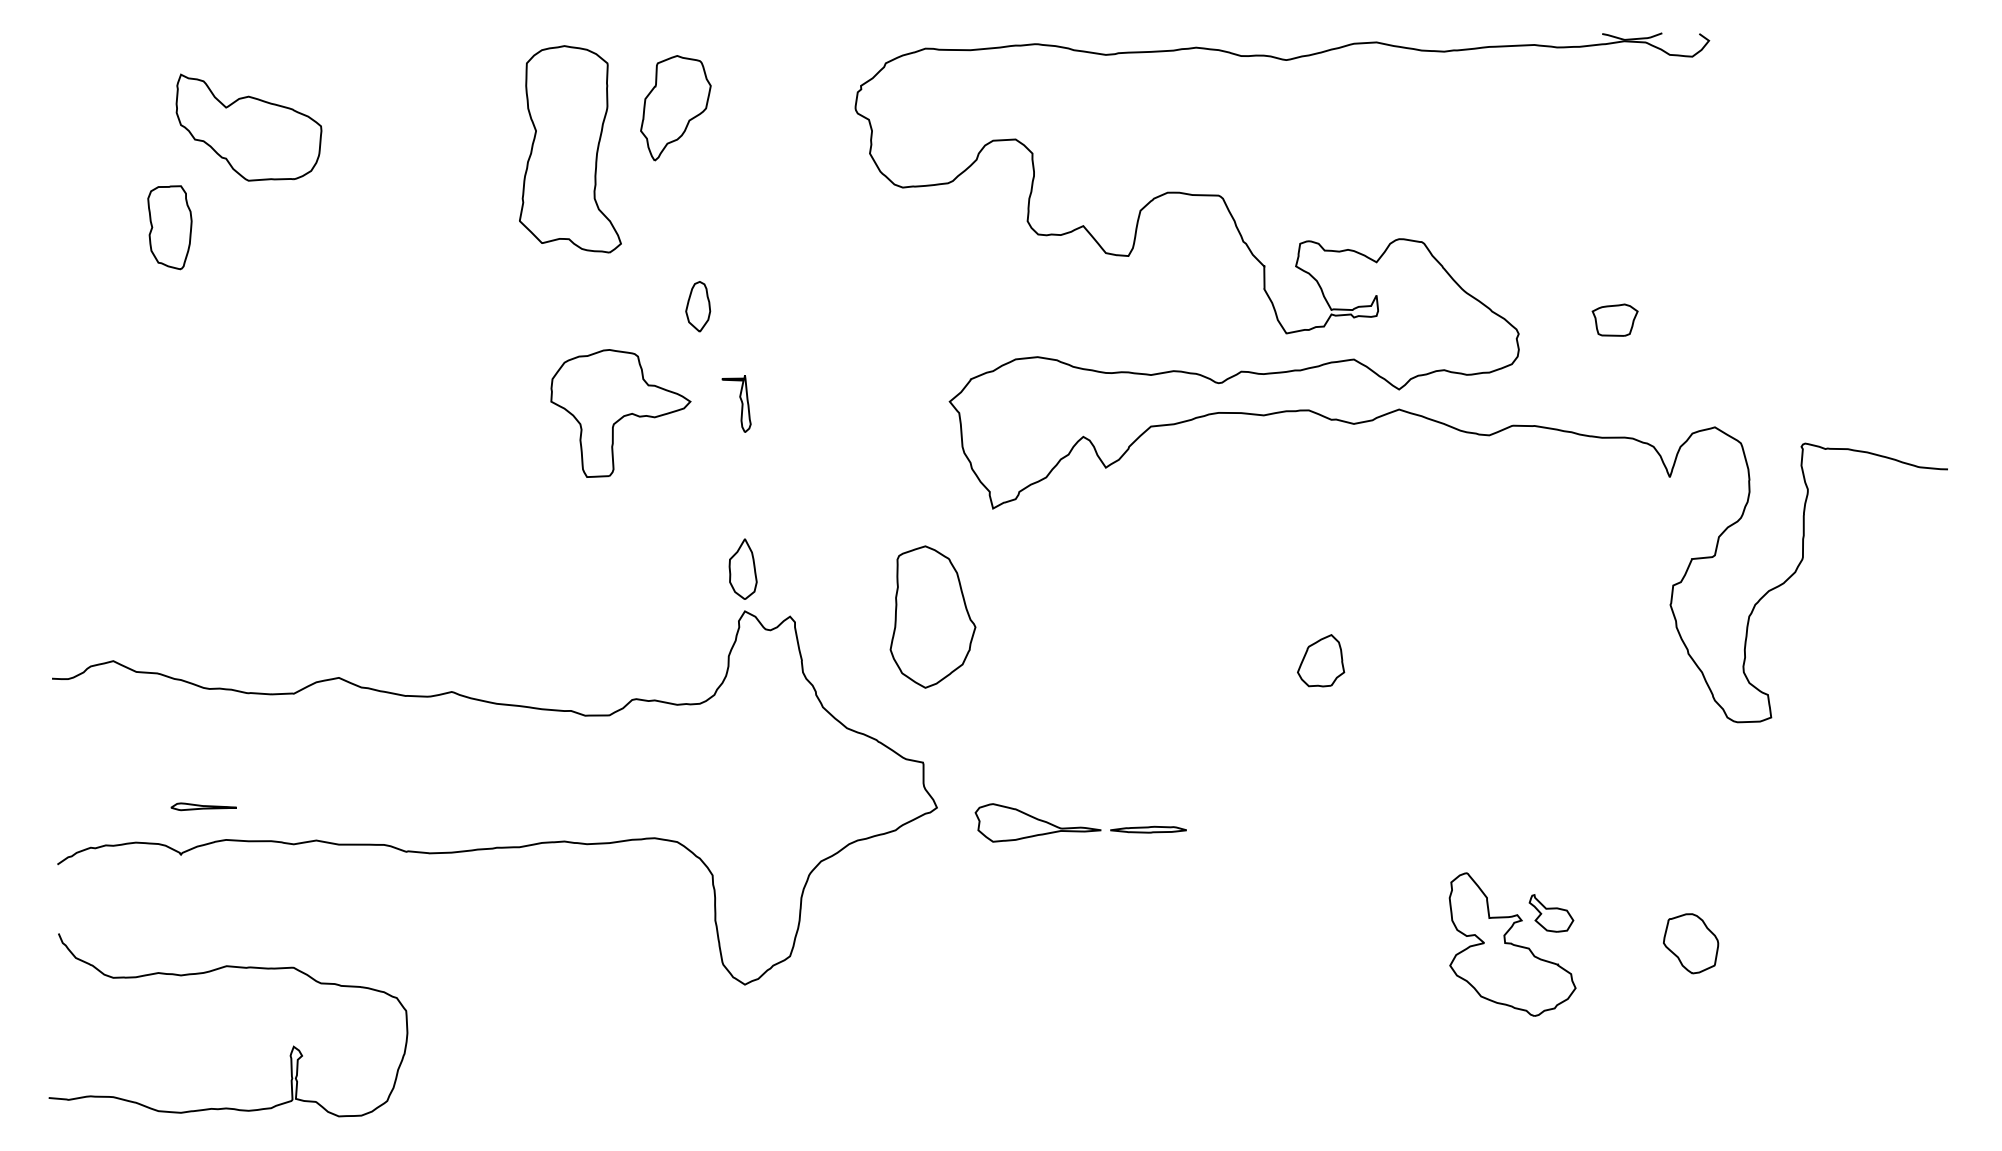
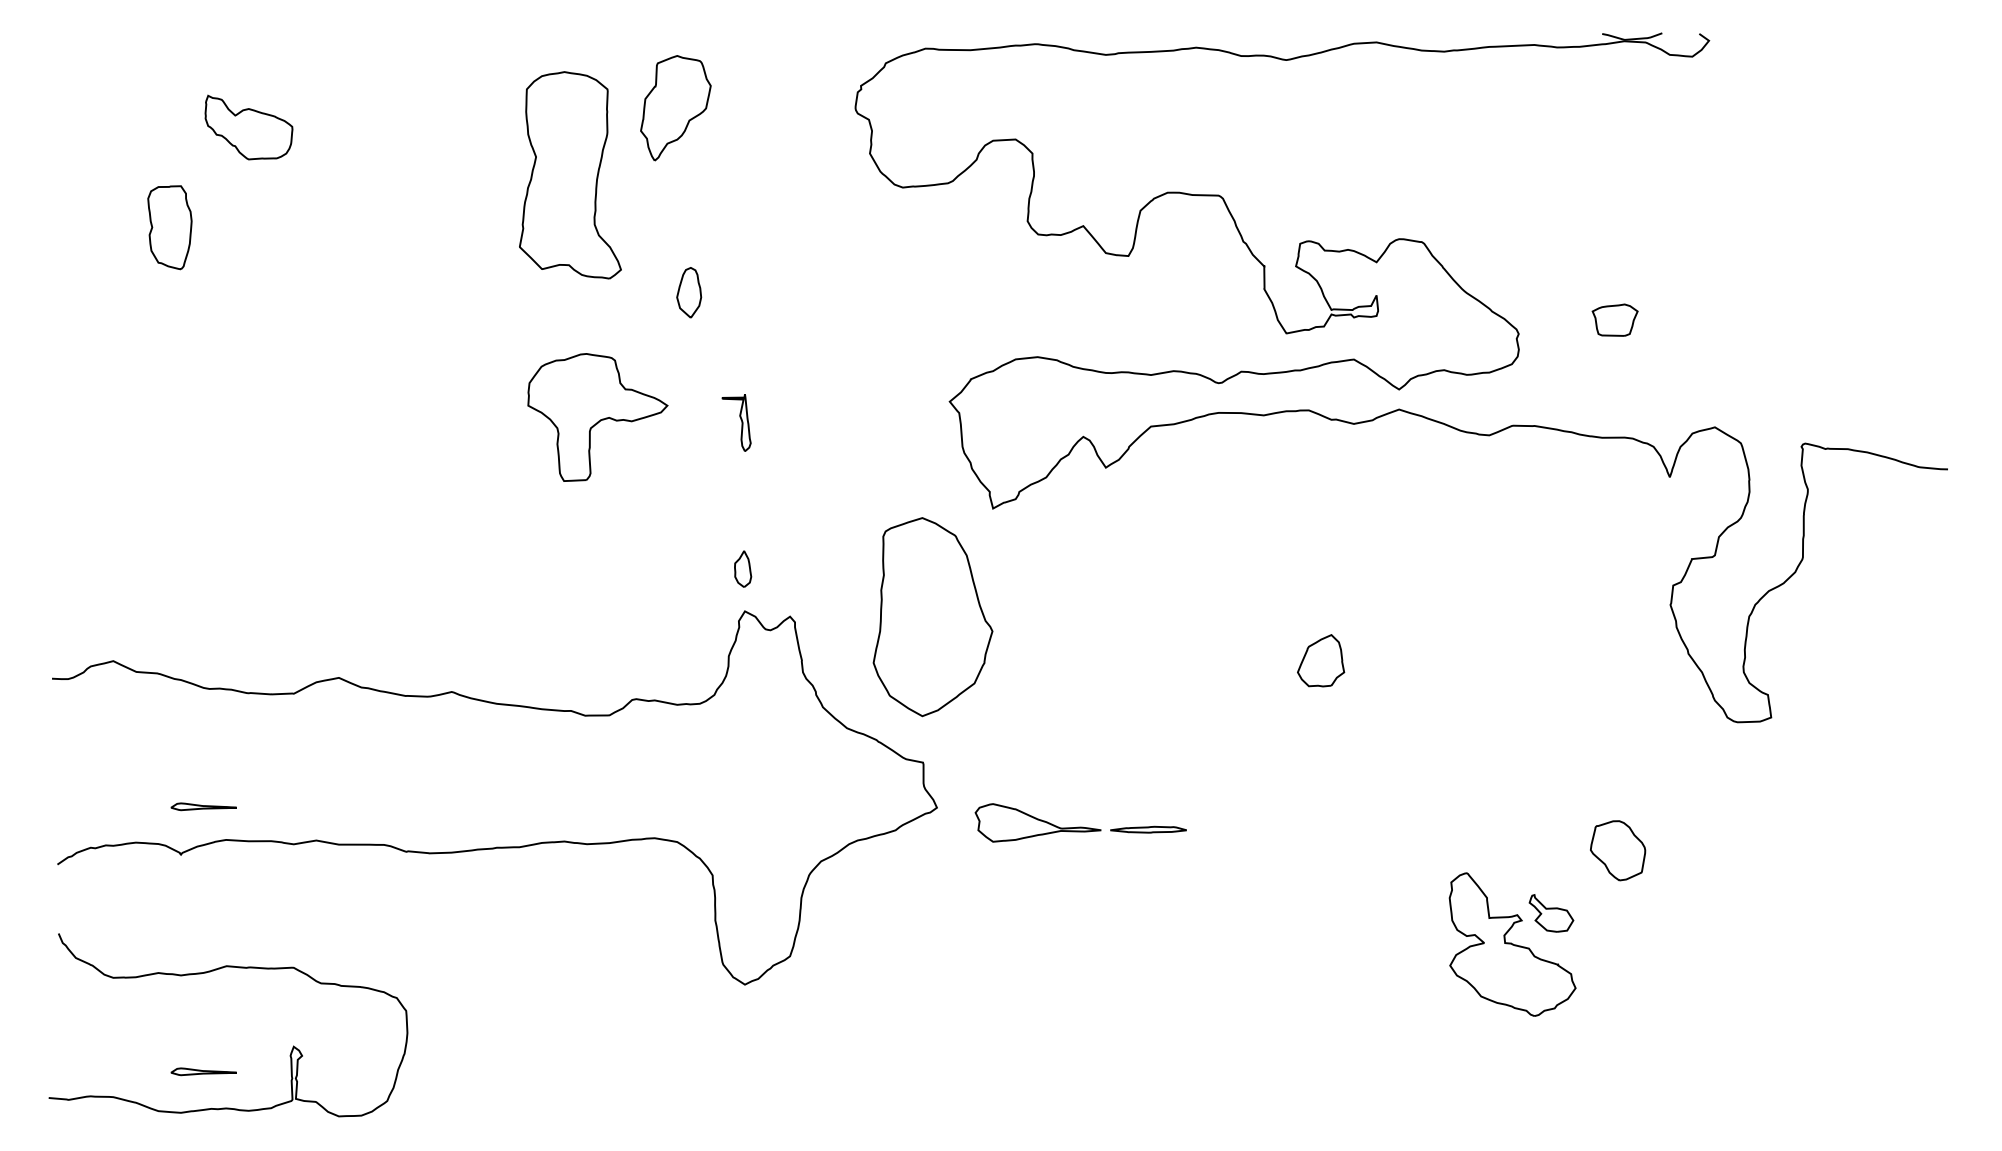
part size: 148x109 px -> 90x67 px (248, 127)
part position: (570, 149) -> (570, 175) (570, 175)
part position: (698, 306) -> (689, 292) (689, 292)
part position: (736, 403) -> (736, 422) (736, 422)
part position: (620, 413) -> (597, 417) (597, 417)
part size: 30x62 px -> 19x38 px (743, 568)
part size: 88x144 px -> 122x201 px (932, 617)
part position: (1691, 943) -> (1618, 850) (1618, 850)
part: none -> present (203, 1071)
